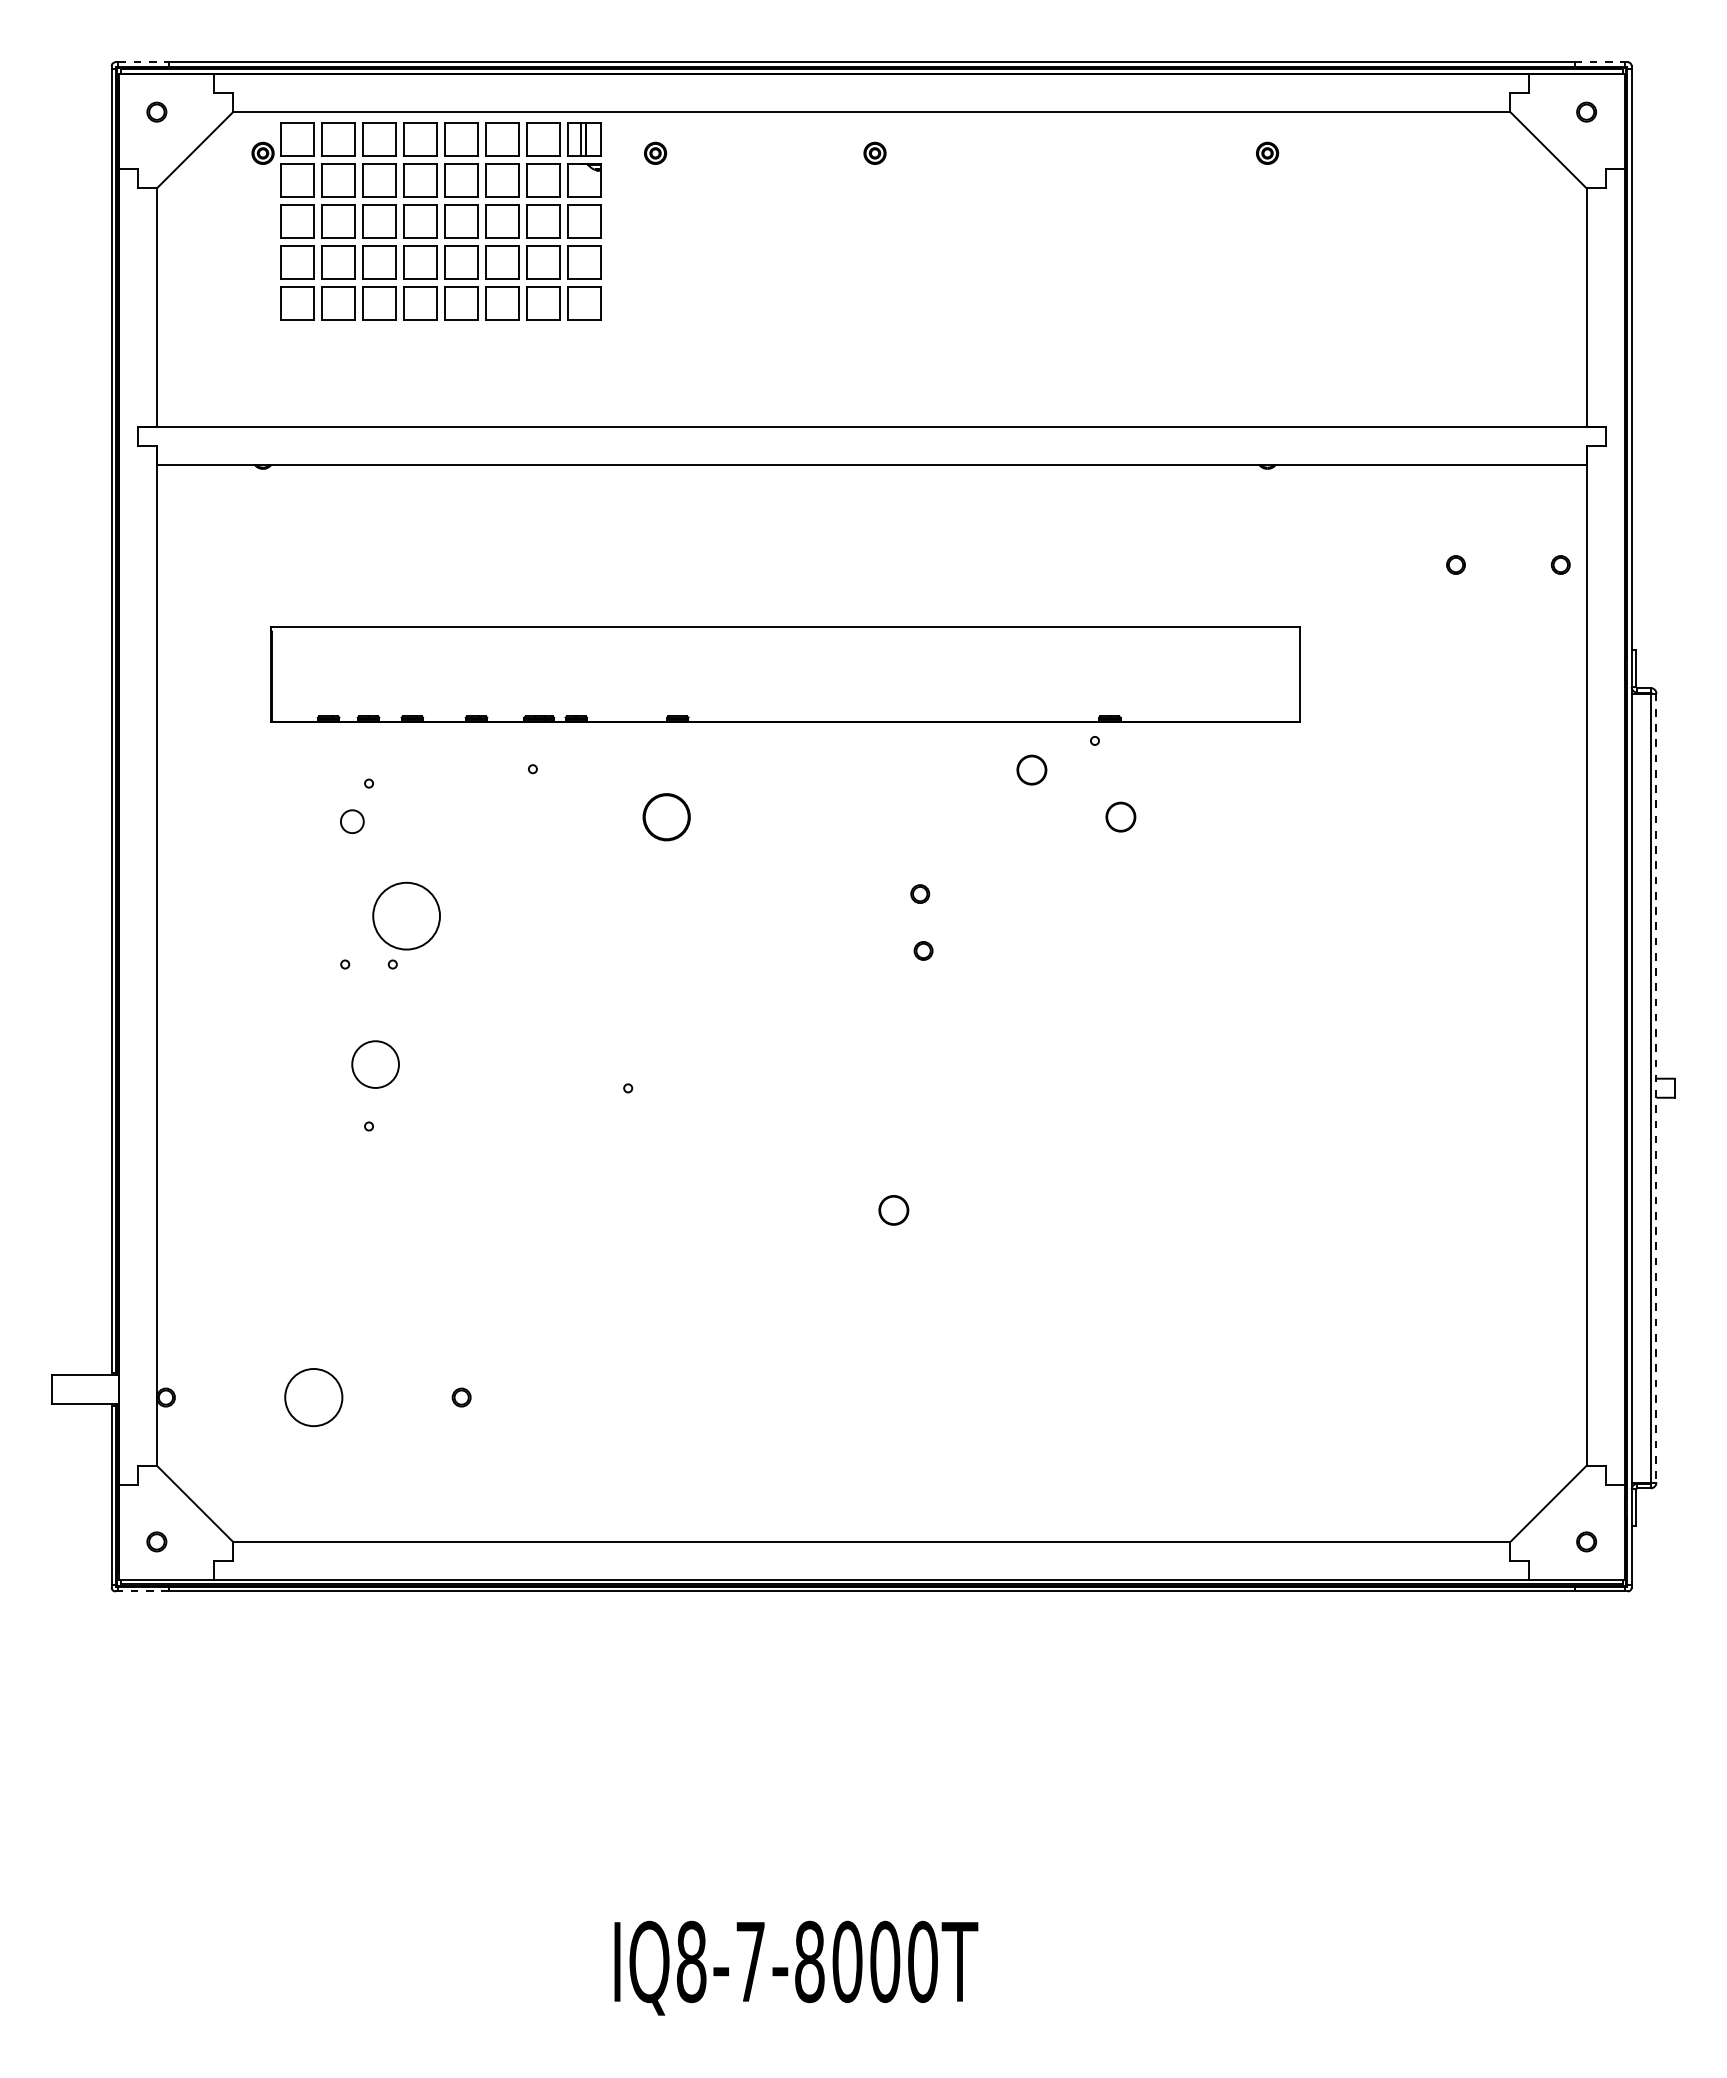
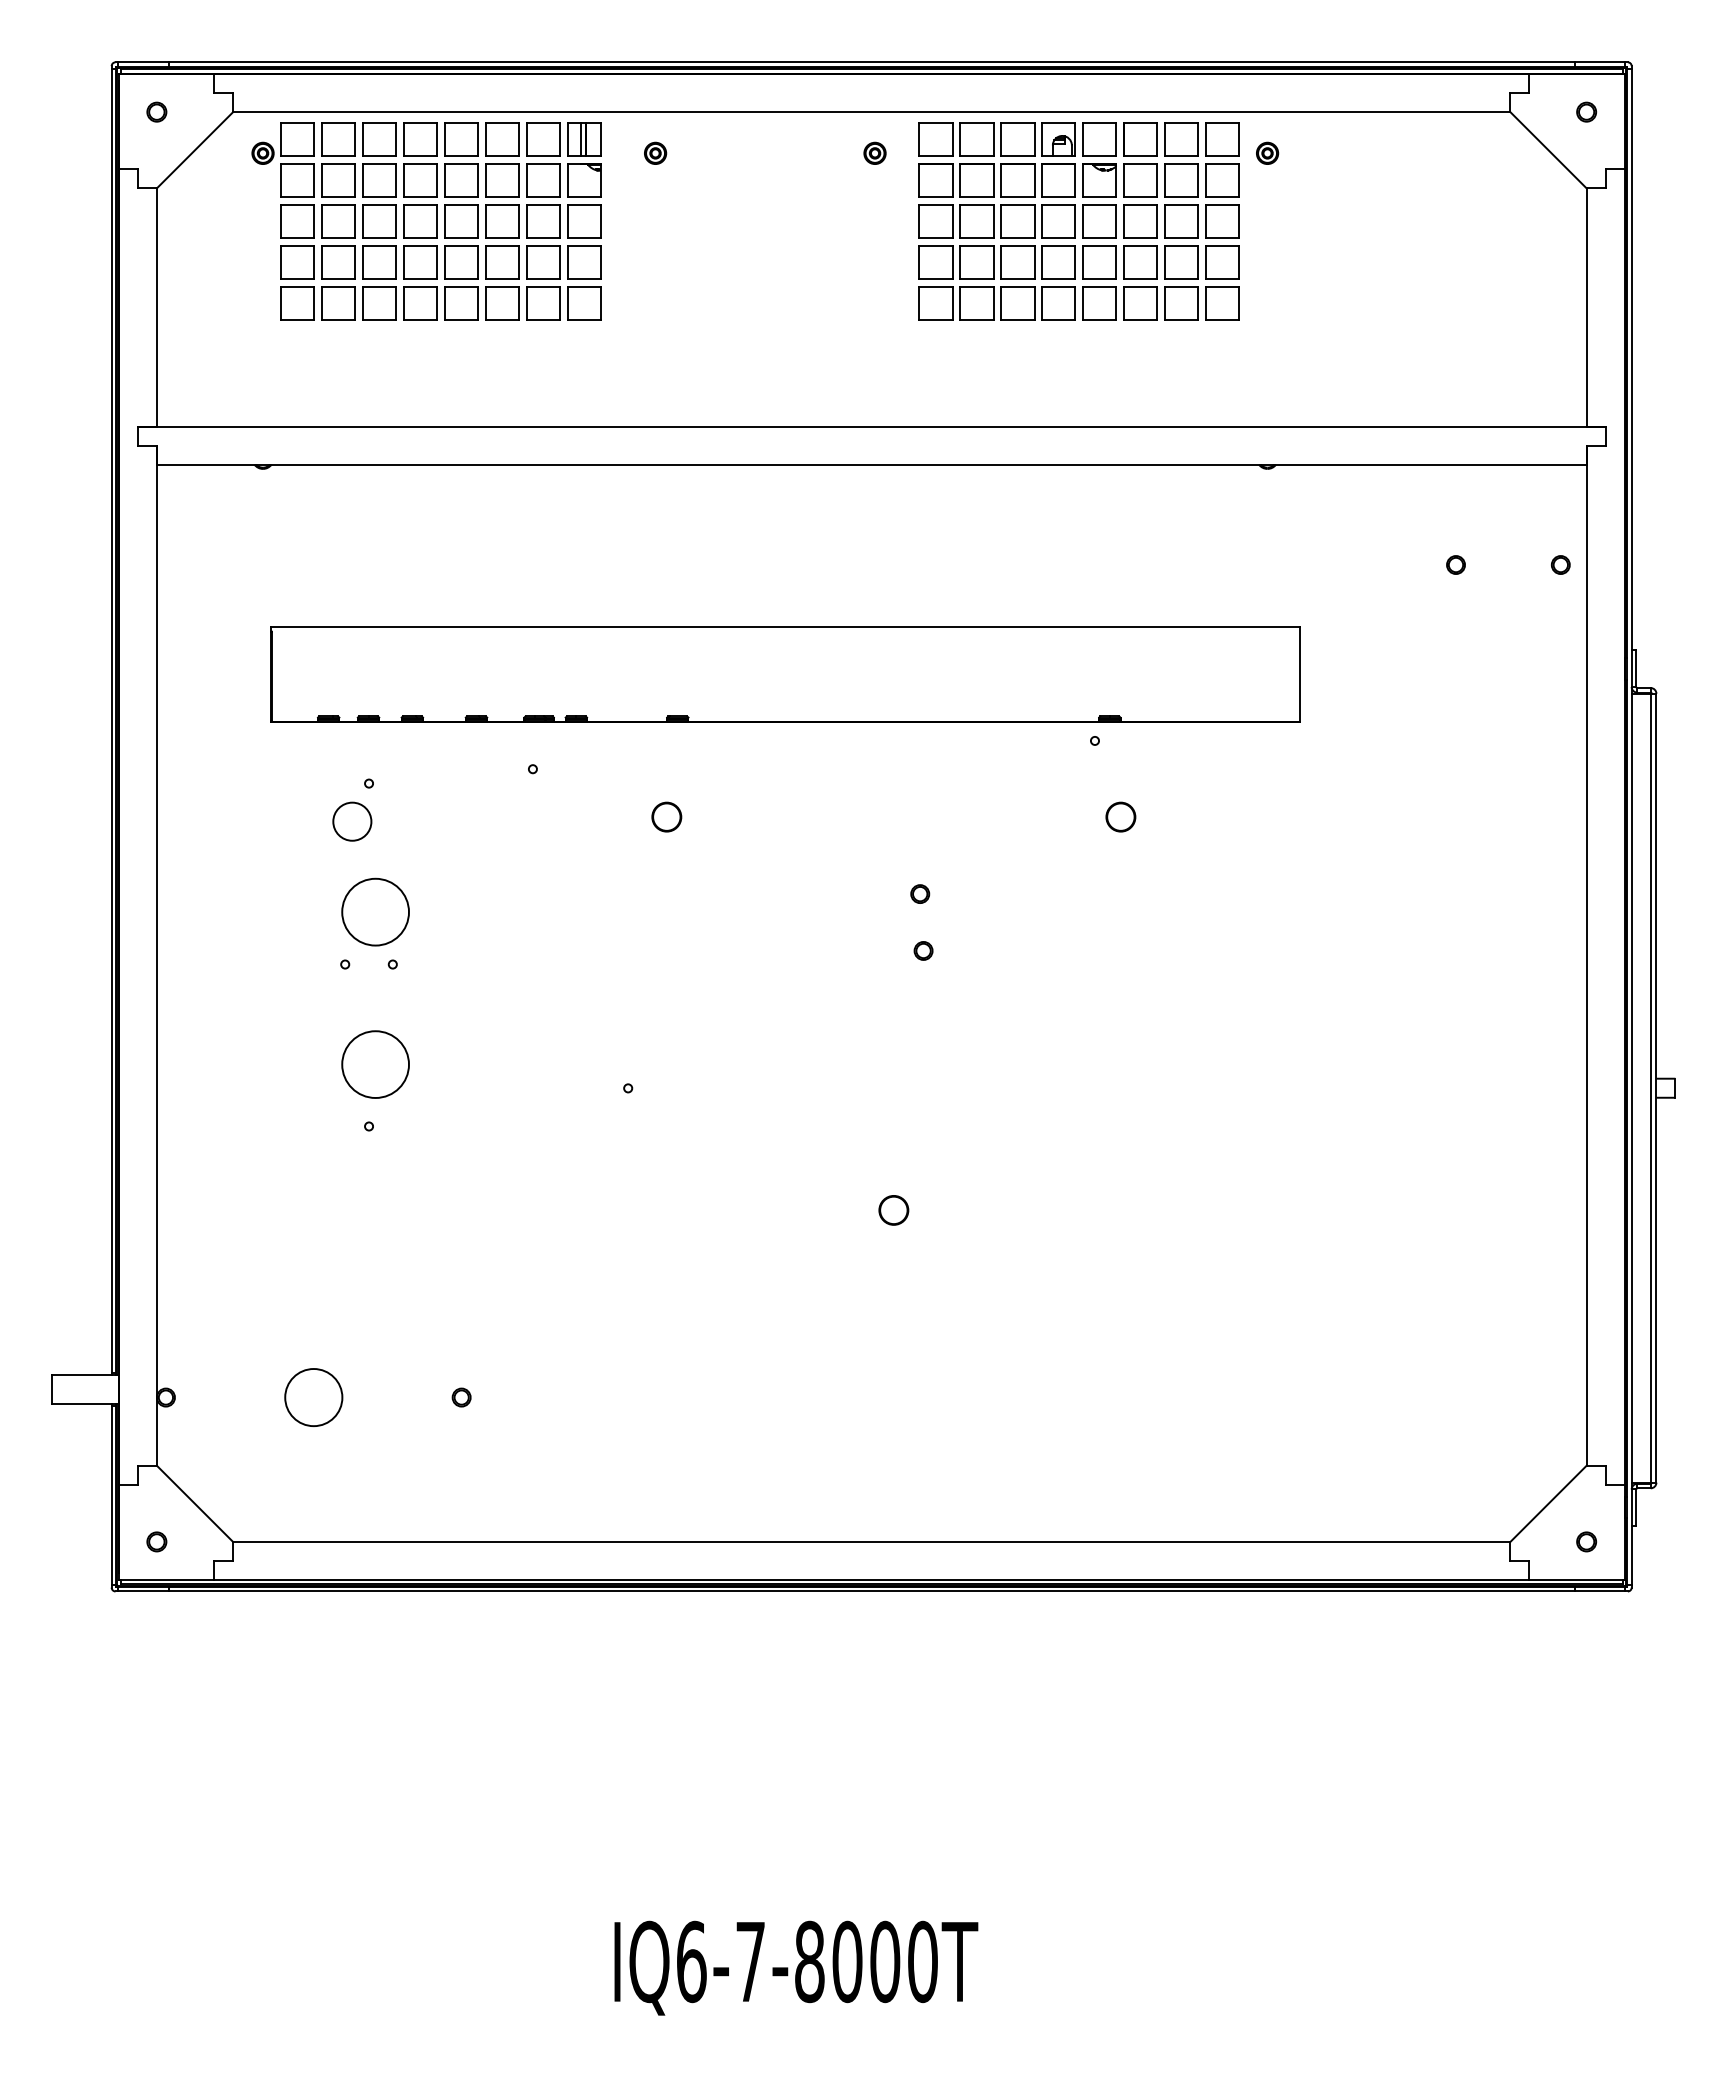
line: dashed -> solid (144, 62)
line: dashed -> solid (1600, 62)
part: none -> present (1078, 221)
part: present -> none (1031, 769)
part size: 49x49 px -> 32x32 px (666, 816)
circle diameter: 23 px -> 38 px (352, 821)
circle position: (406, 915) -> (375, 911) (375, 911)
circle diameter: 47 px -> 67 px (375, 1064)
line: dashed -> solid (1656, 1088)
line: dashed -> solid (143, 1591)
text: IQ8-7-8000T -> IQ6-7-8000T (691, 1961)
